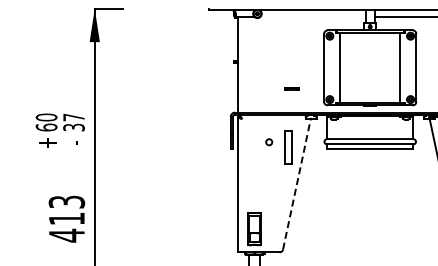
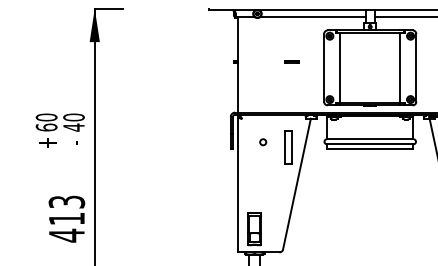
line: none -> present (312, 17)
line position: (291, 88) -> (291, 61) (291, 61)
text: 37 -> 40 (73, 122)
circle position: (269, 142) -> (263, 142) (263, 142)
line: dashed -> solid (296, 184)
